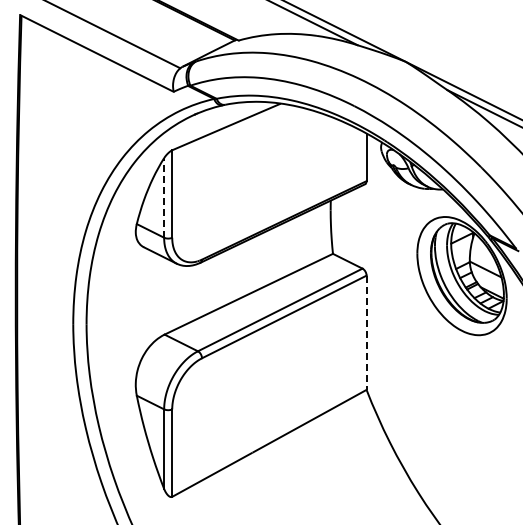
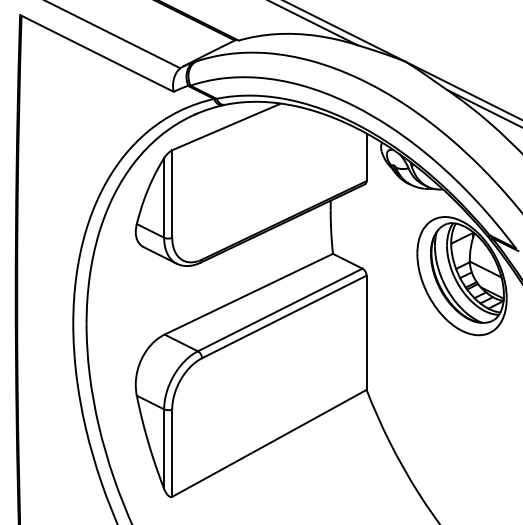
line: dashed -> solid (164, 197)
line: dashed -> solid (366, 333)
